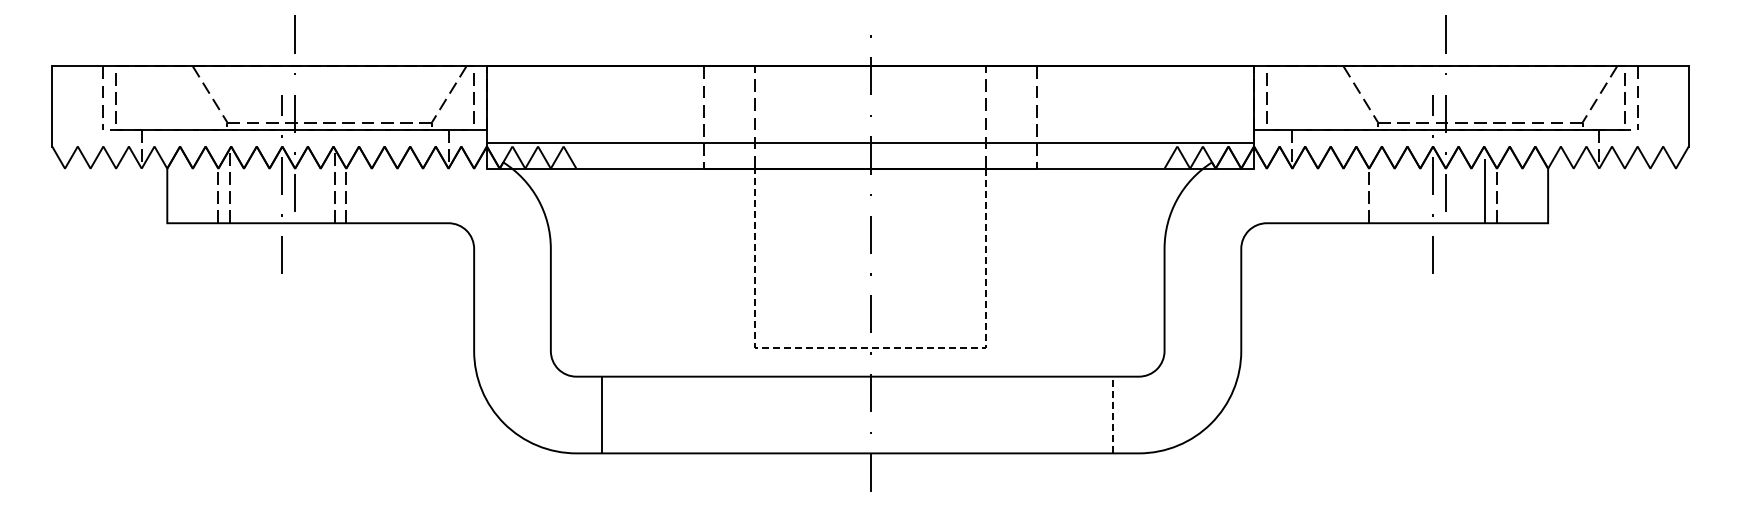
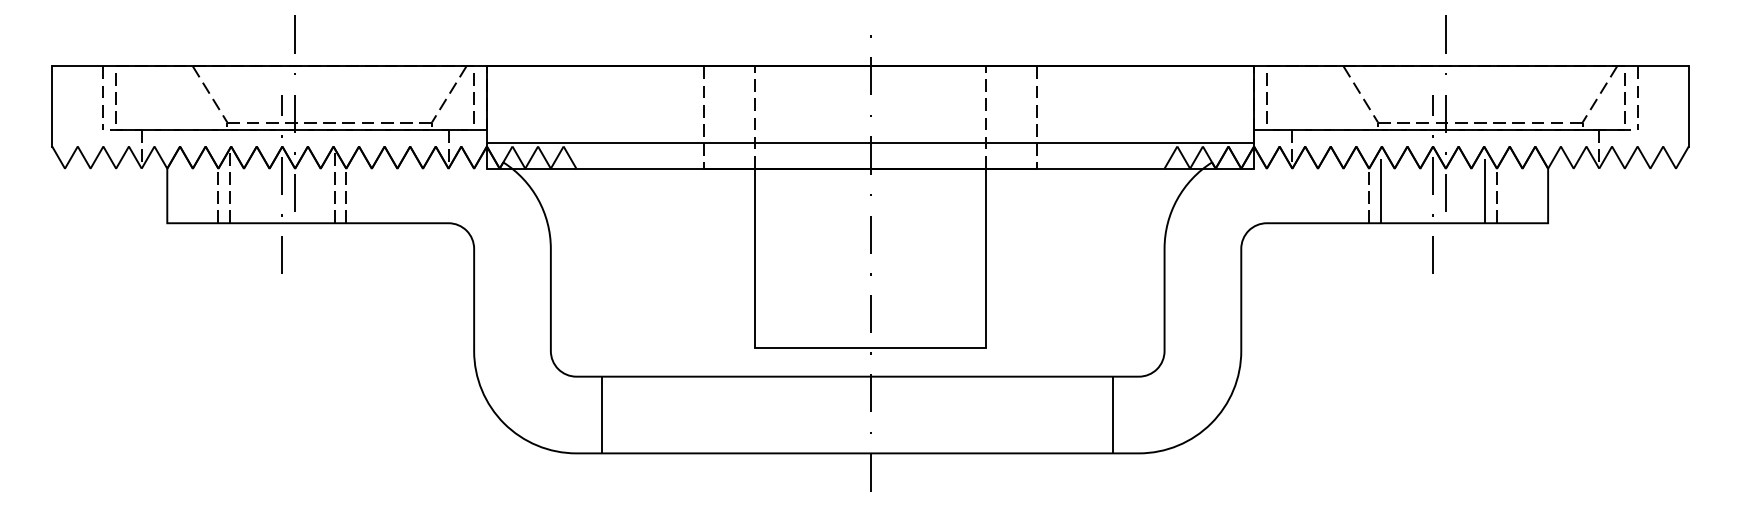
line: none -> present (1380, 185)
line: dashed -> solid (870, 347)
line: dashed -> solid (1113, 414)
